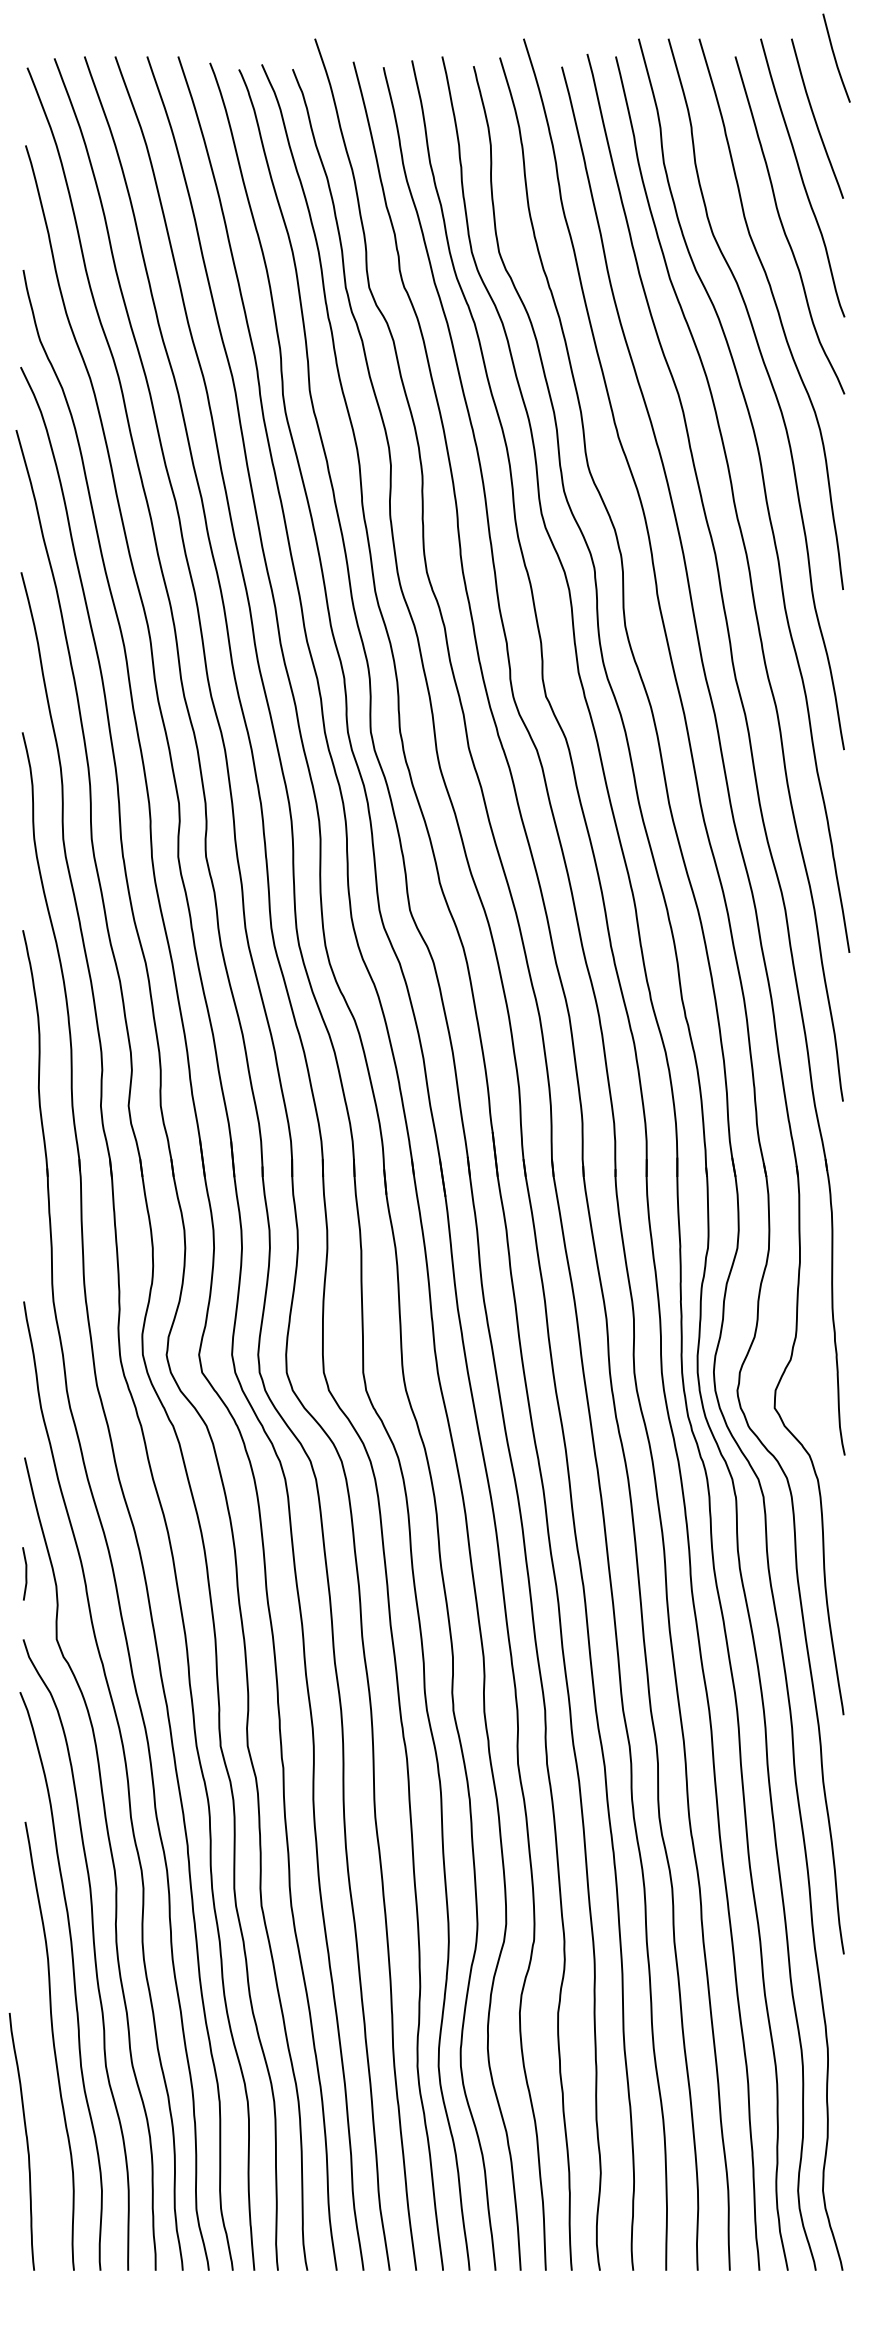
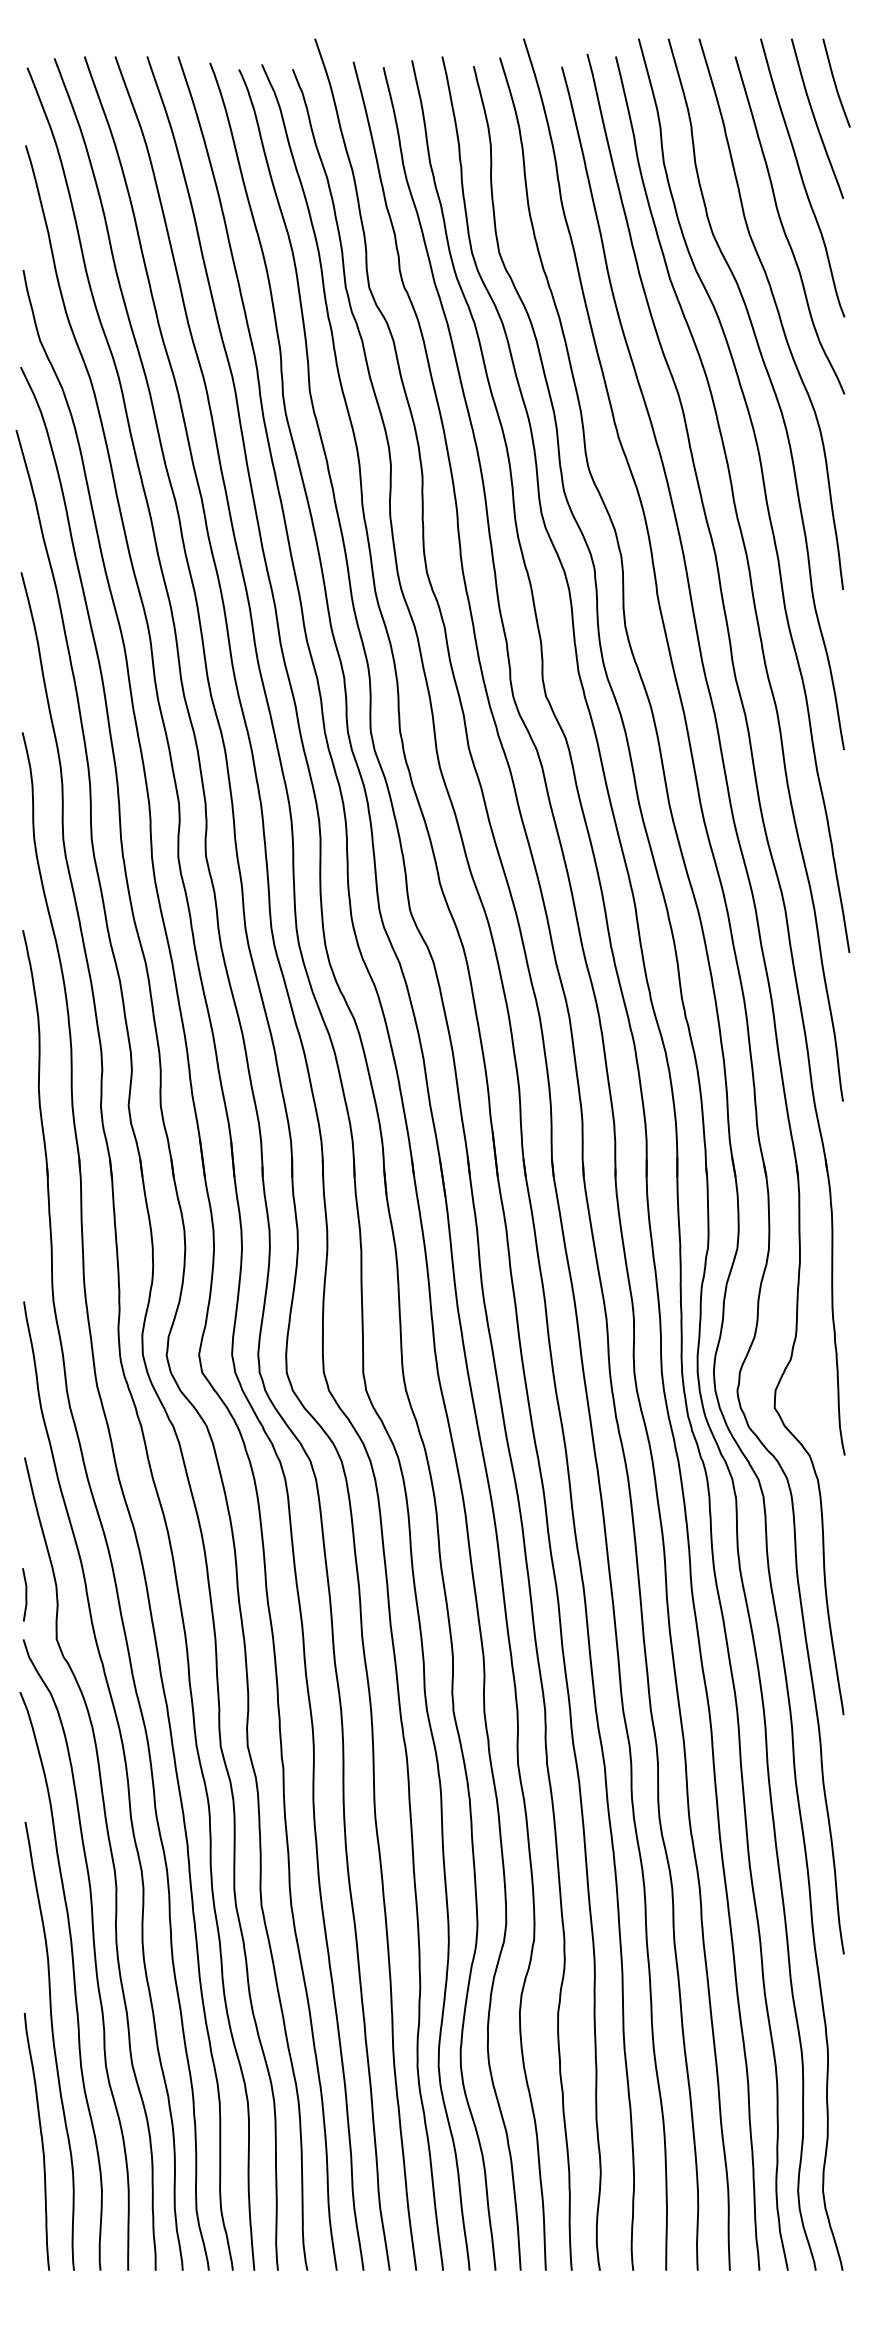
curve position: (835, 57) -> (835, 82) (835, 82)
line position: (25, 1573) -> (25, 1594) (25, 1594)
curve position: (26, 2141) -> (41, 2141) (41, 2141)
